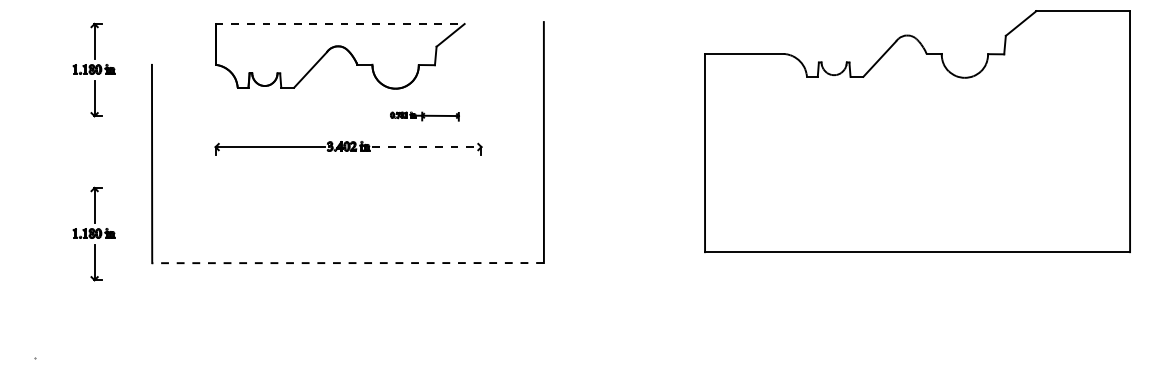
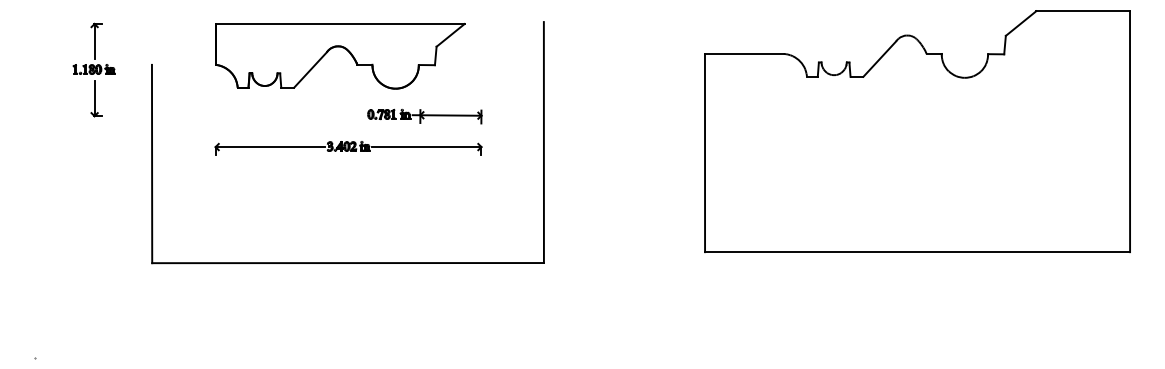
line: dashed -> solid (340, 24)
part size: 70x11 px -> 116x17 px (424, 116)
line: dashed -> solid (426, 147)
part: present -> none (93, 233)
line: dashed -> solid (348, 263)
